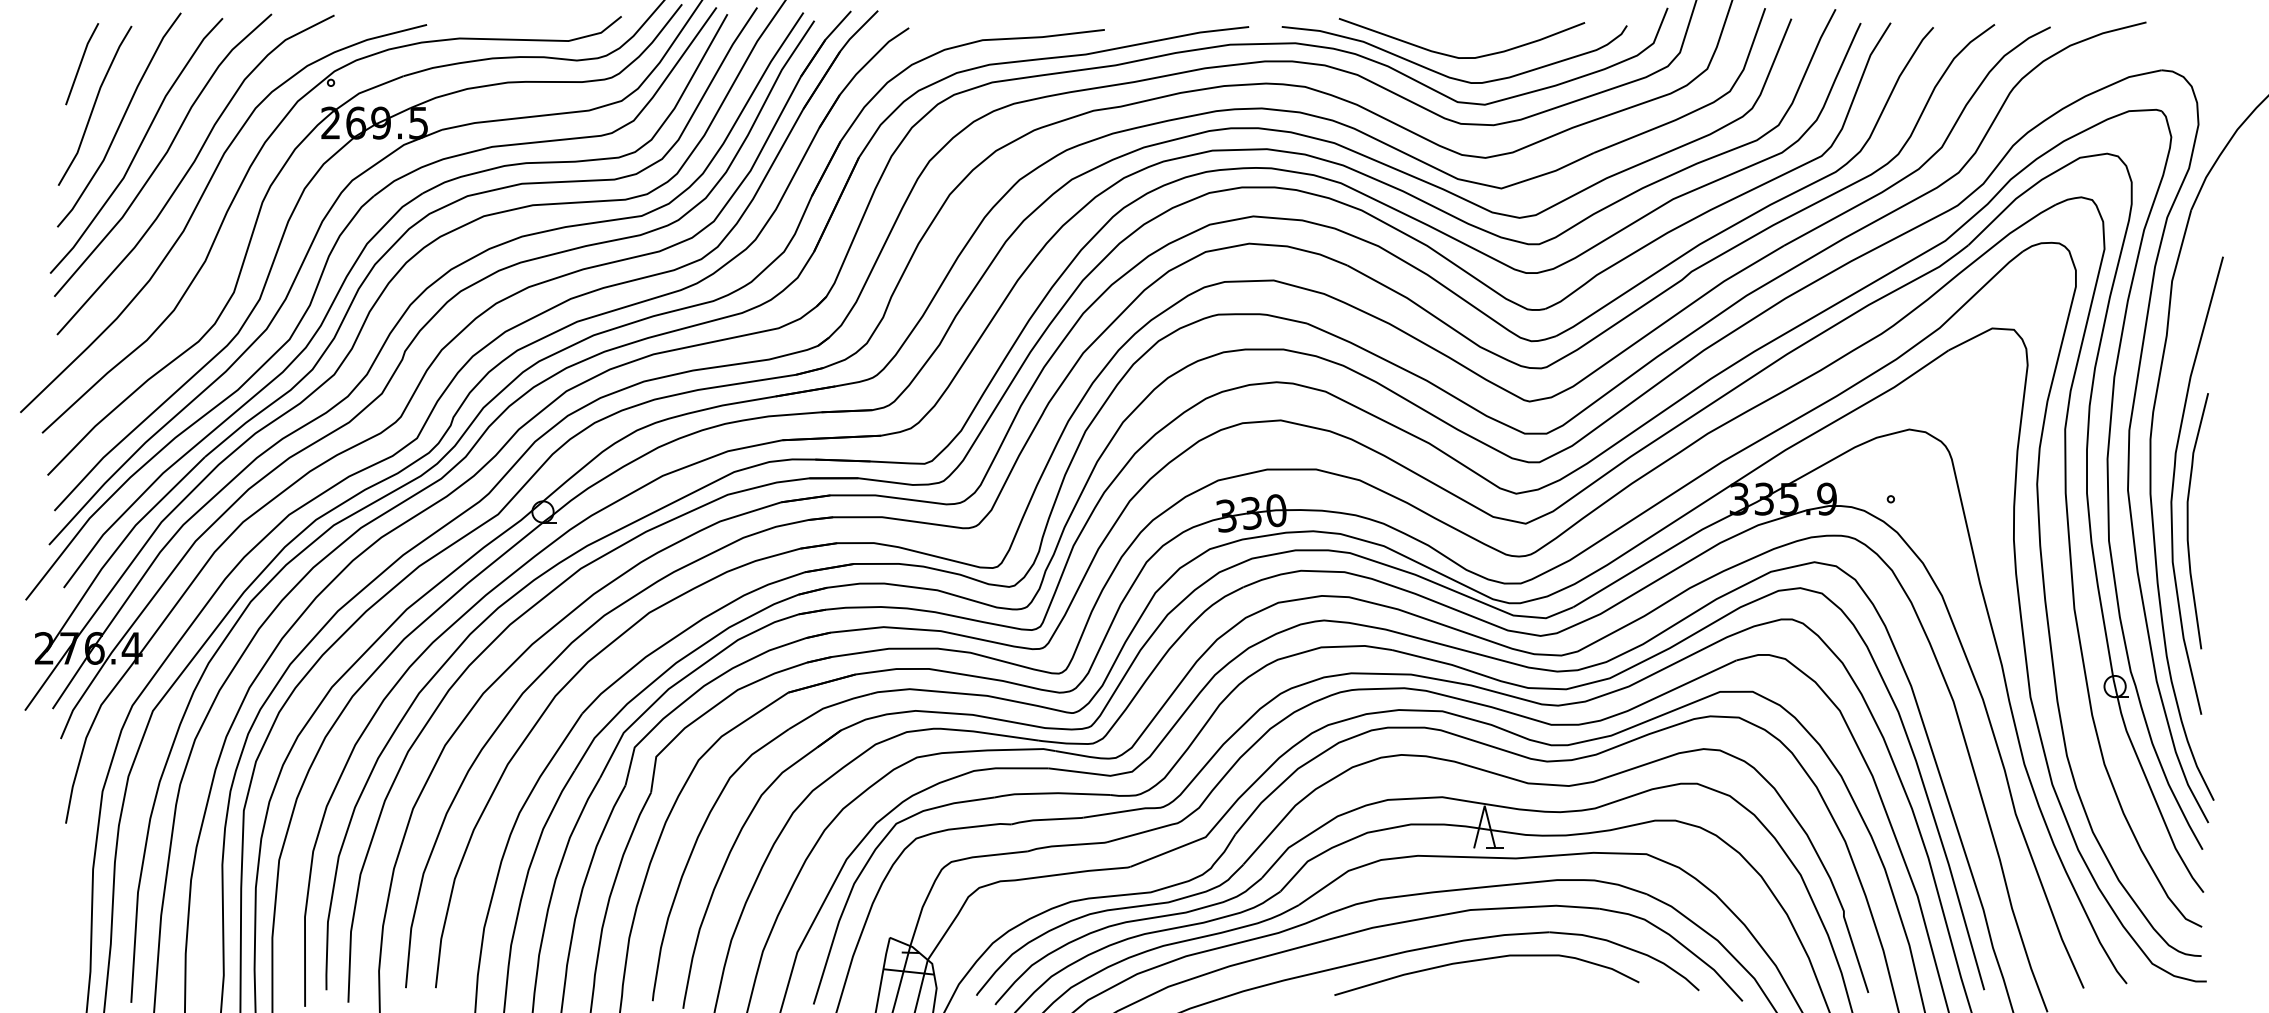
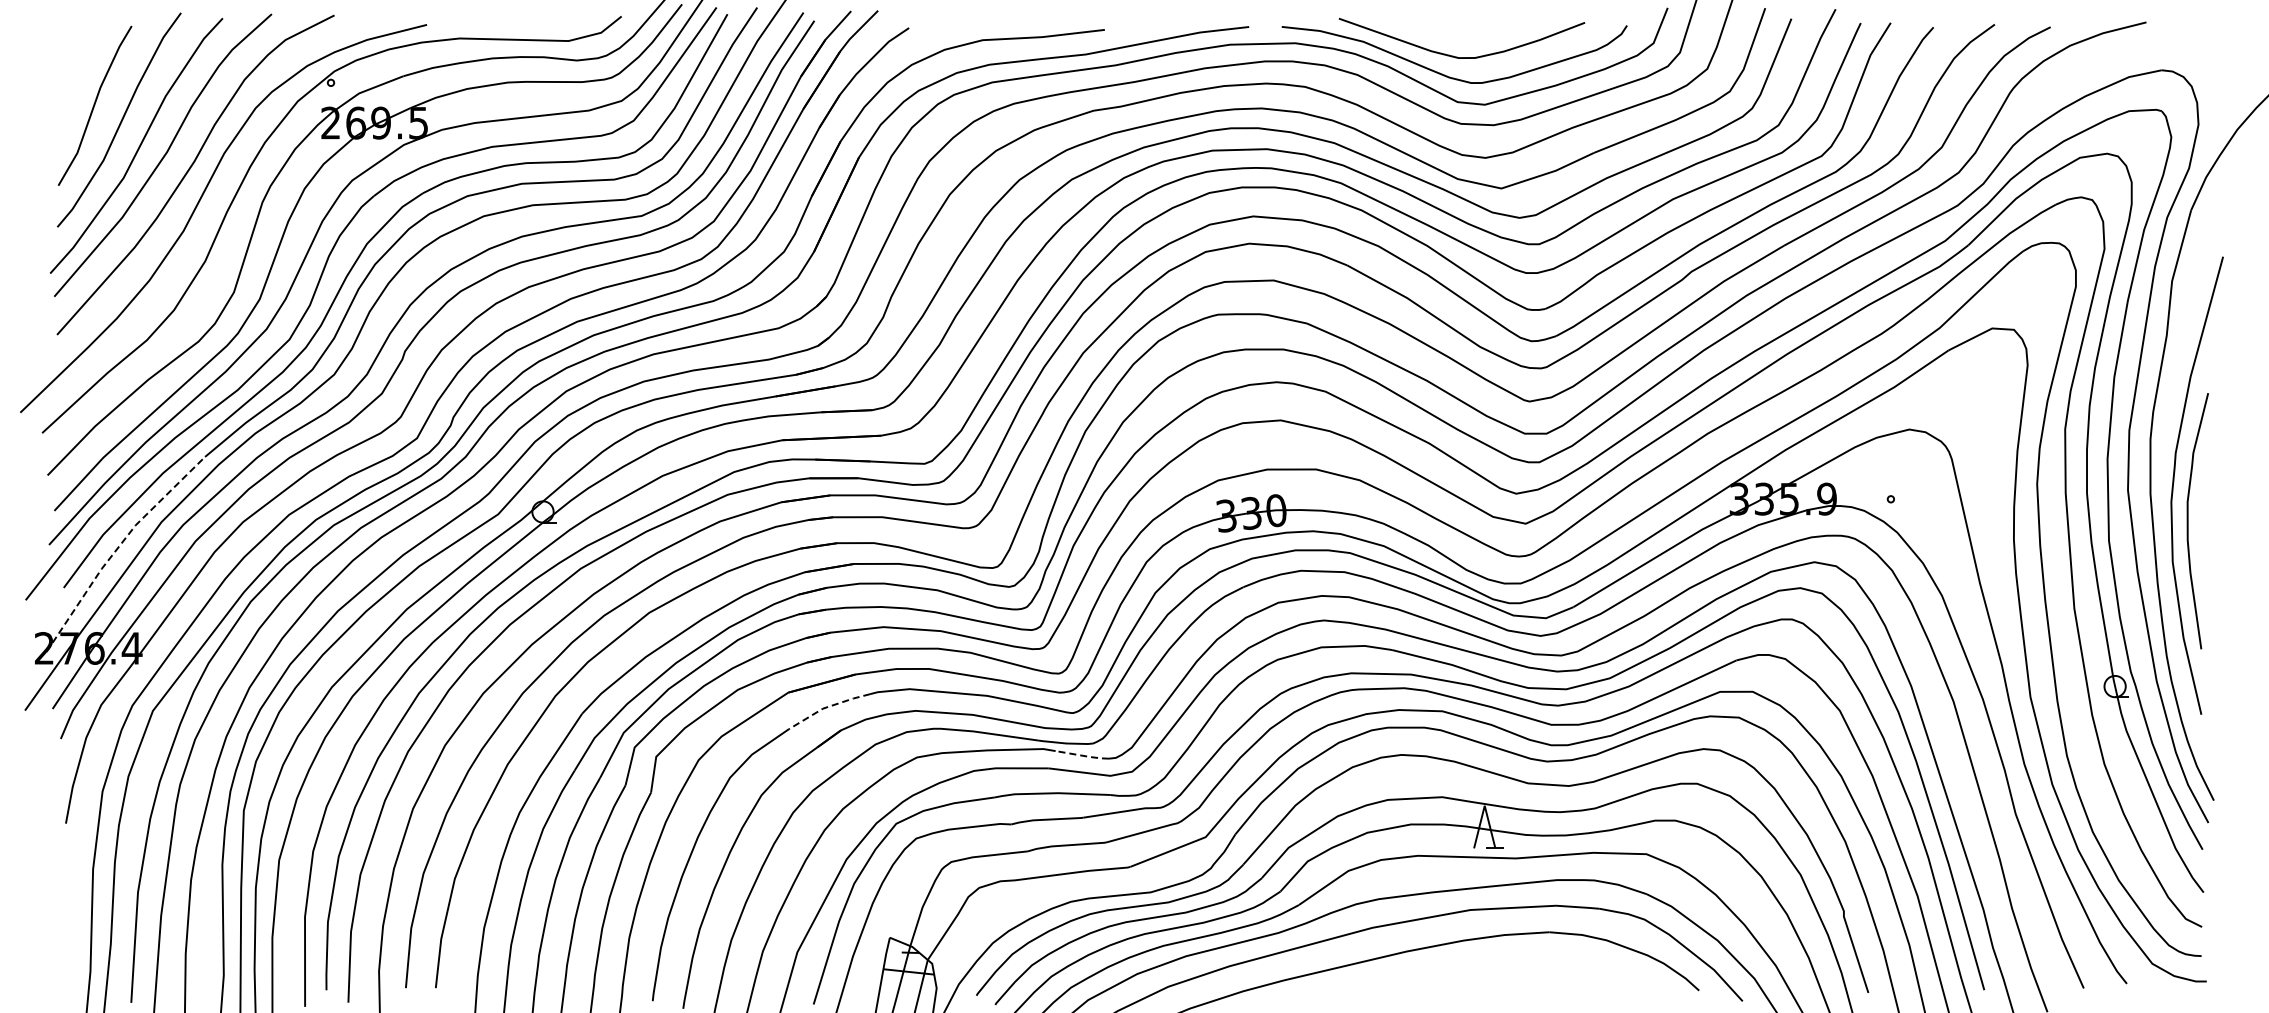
line: present -> none (81, 64)
line: solid -> dashed (118, 547)
line: solid -> dashed (827, 707)
line: solid -> dashed (1083, 755)
curve: present -> none (1484, 960)
